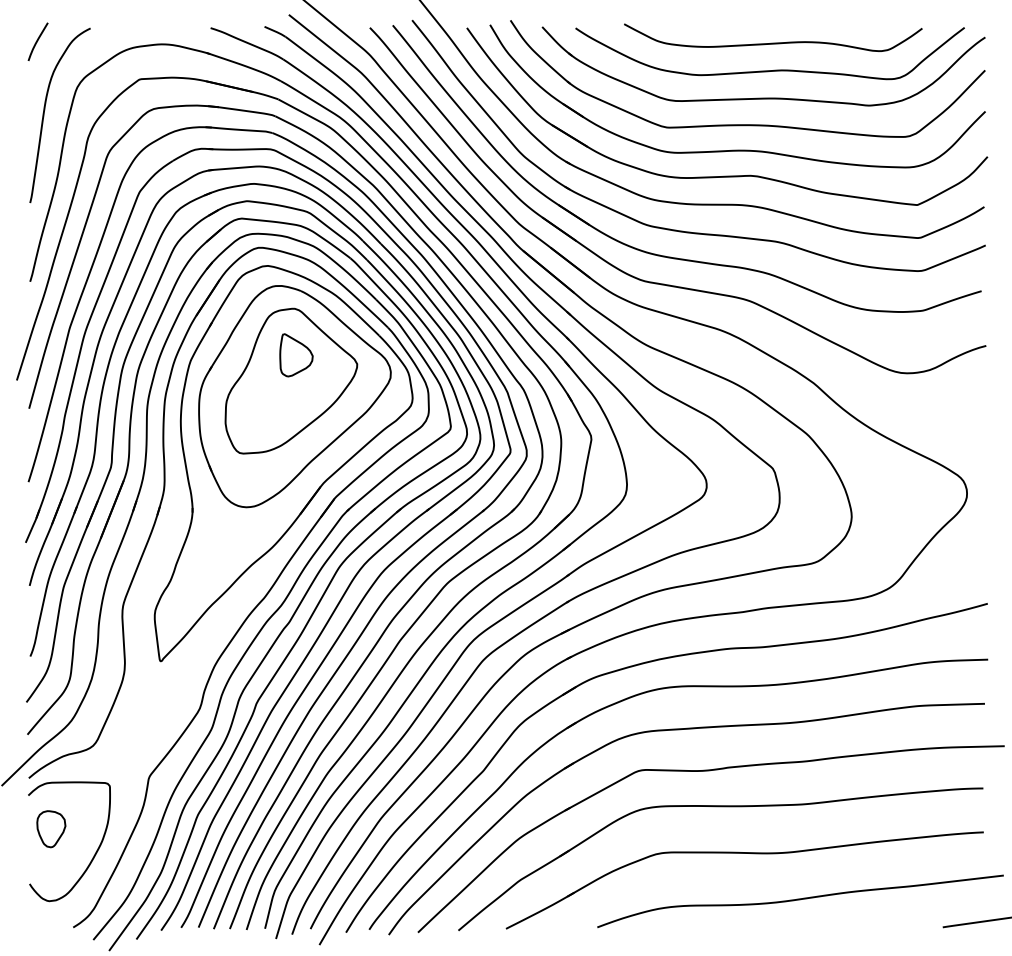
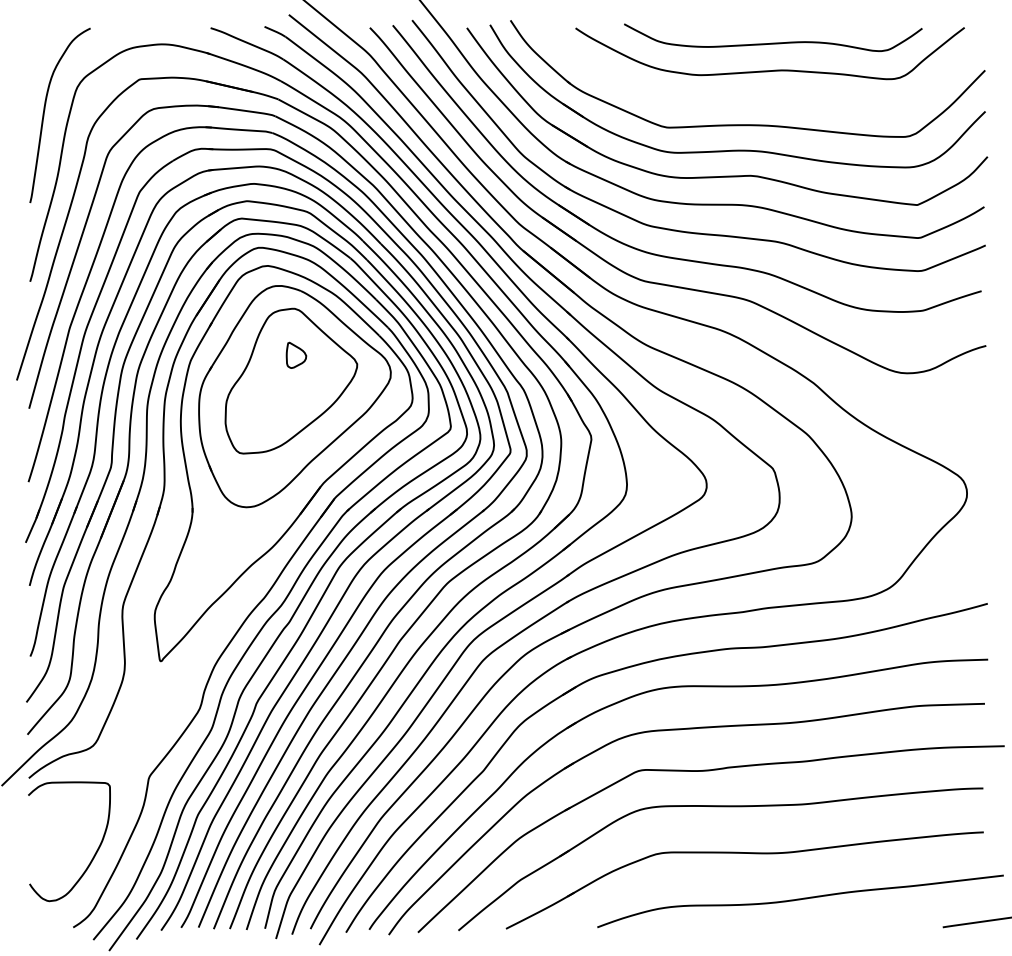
curve: present -> none (37, 41)
part: present -> none (763, 97)
part size: 35x45 px -> 23x28 px (296, 354)
part: present -> none (51, 829)
